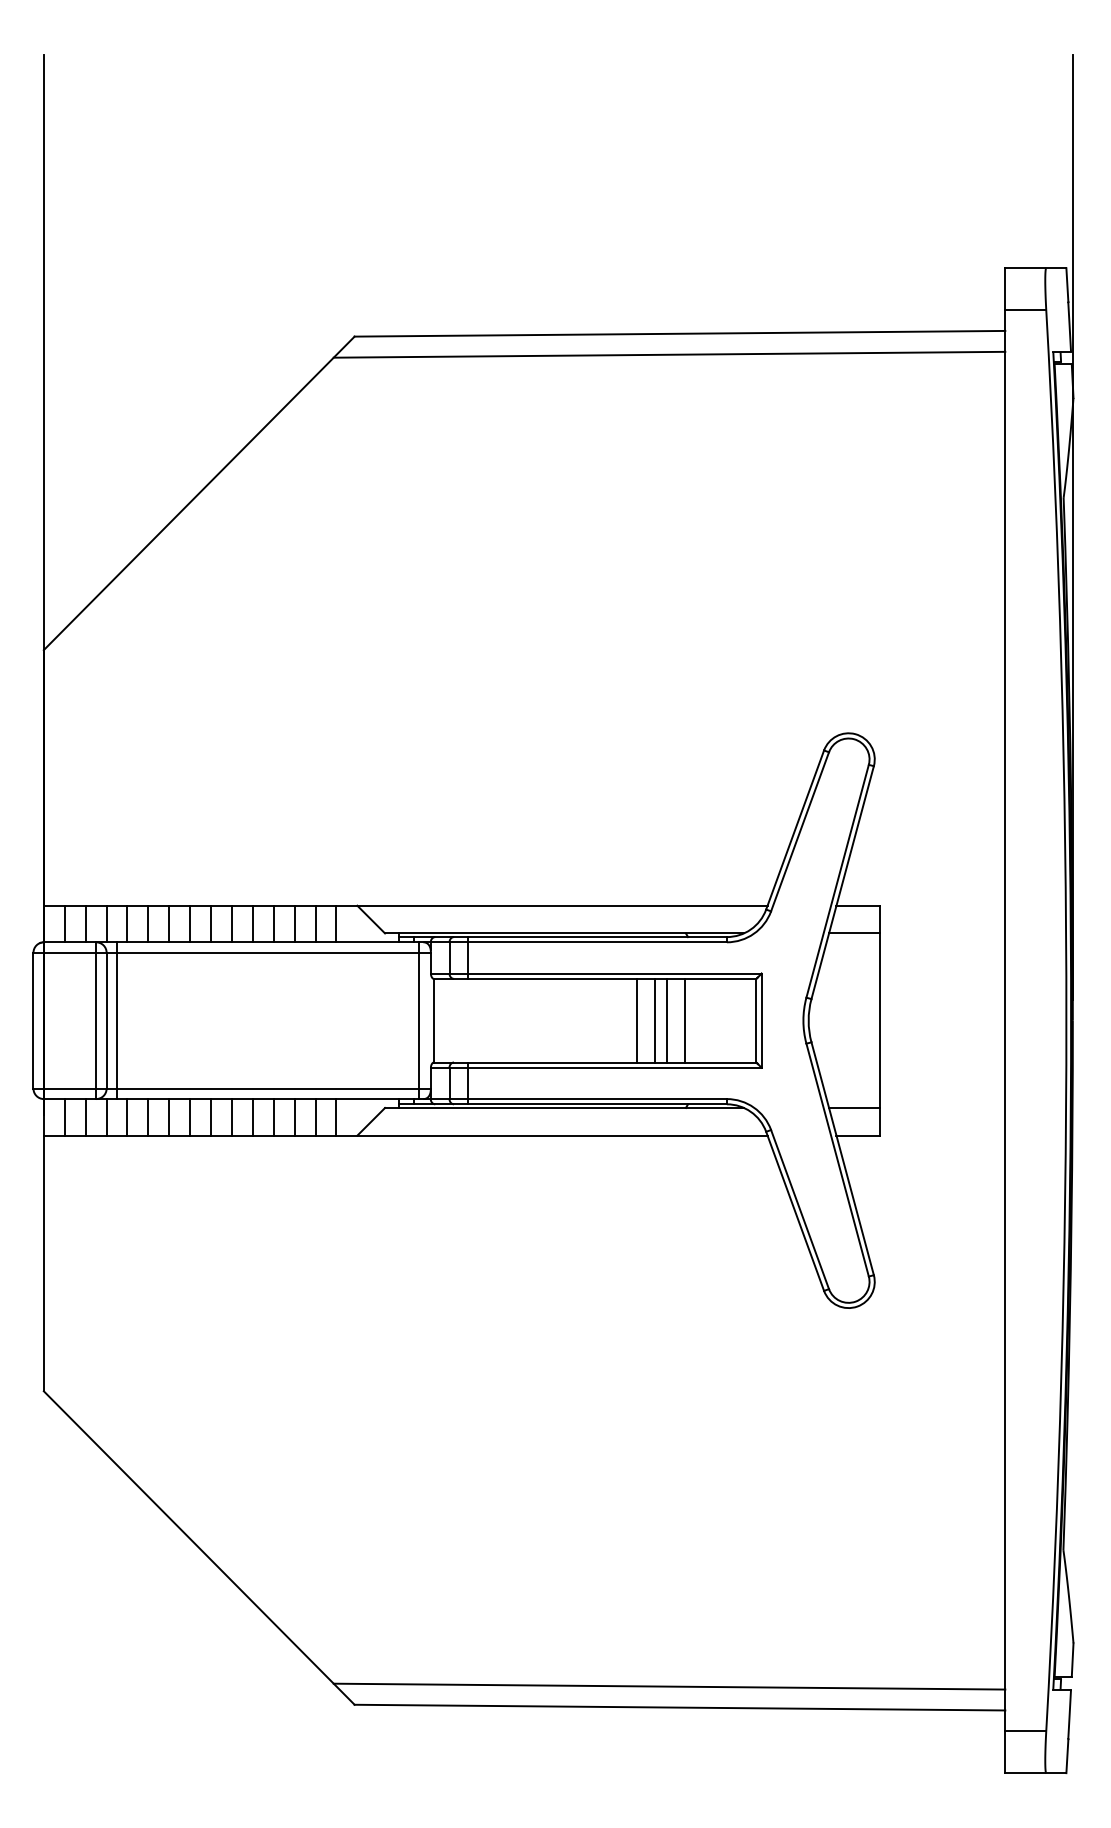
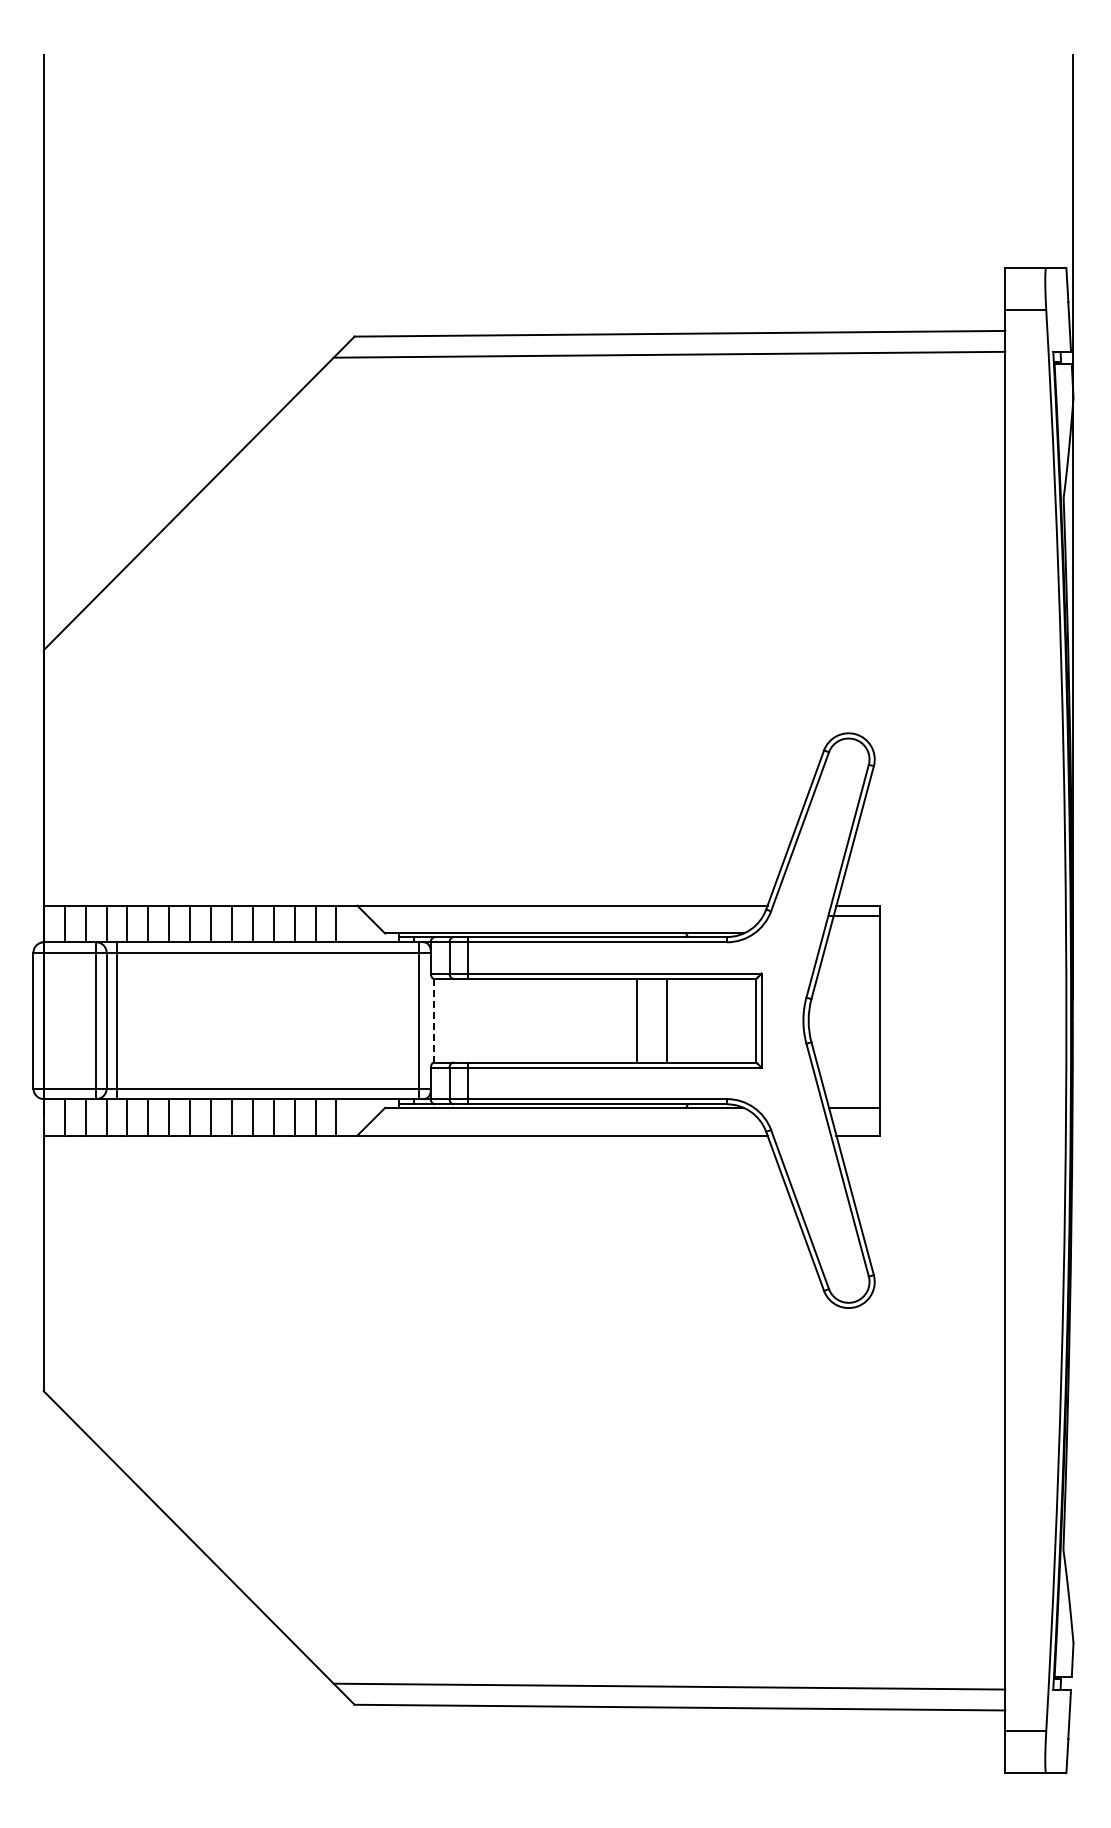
line position: (854, 933) -> (854, 916) (854, 916)
line: solid -> dashed (434, 1020)
line: present -> none (654, 1020)
line: present -> none (685, 1020)
